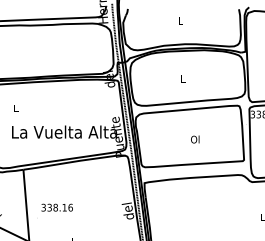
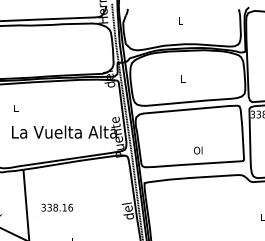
text position: (195, 139) -> (198, 150) (198, 150)
